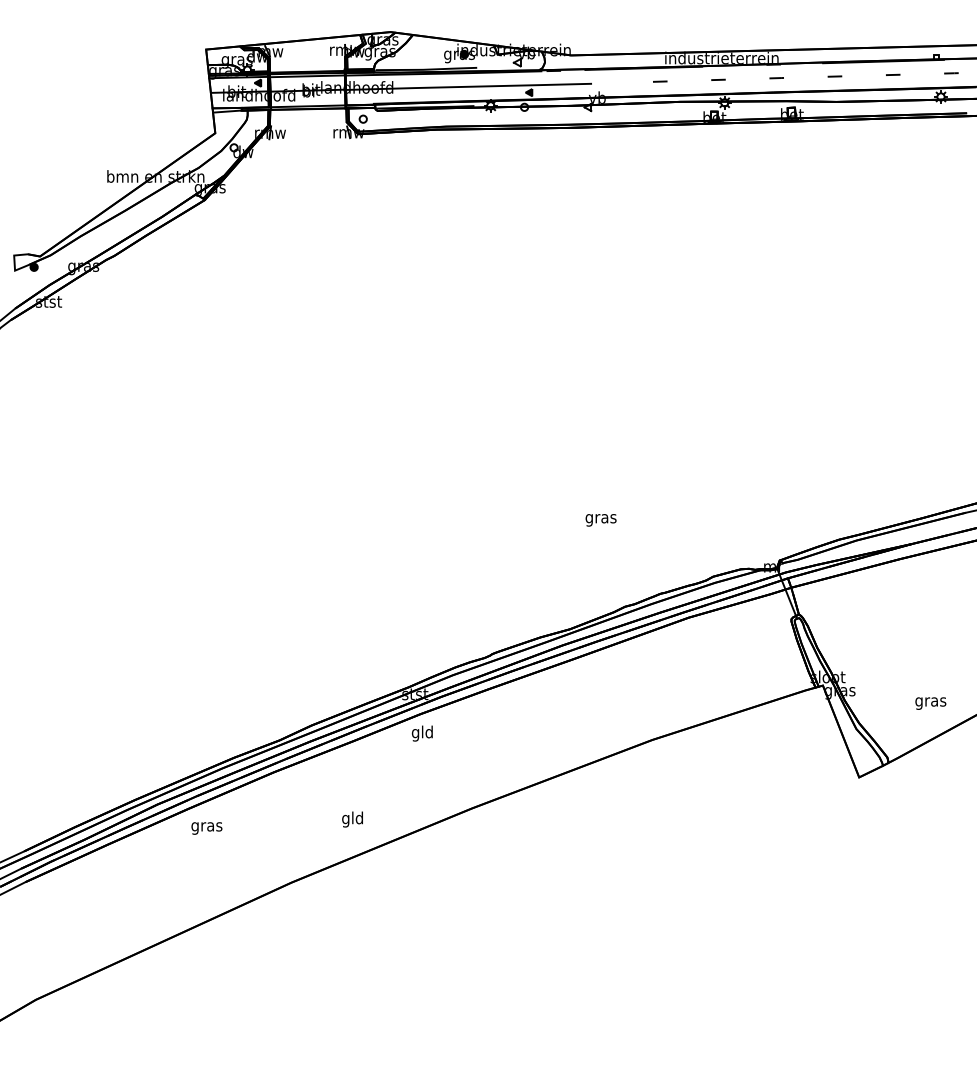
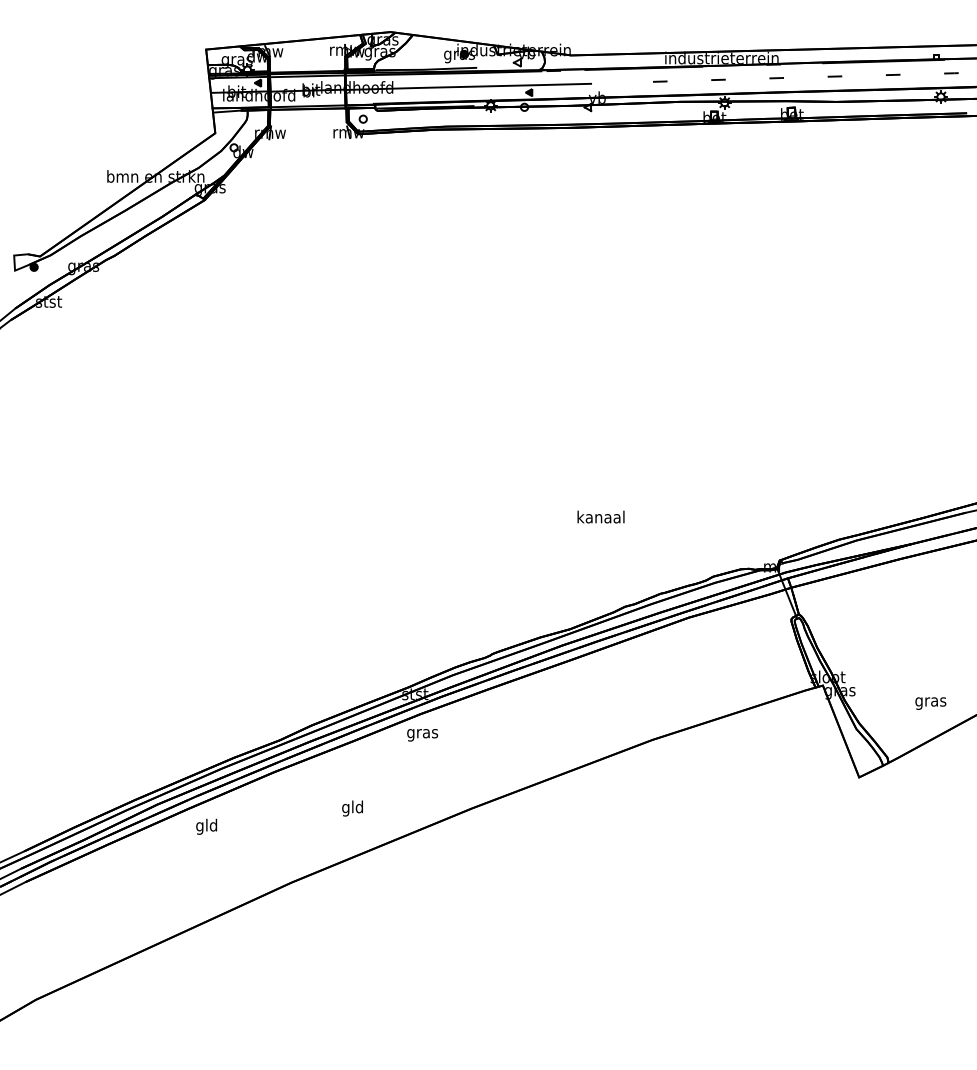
text: gras -> kanaal (600, 518)
text: gld -> gras (422, 733)
text position: (352, 819) -> (352, 808) (352, 808)
text: gras -> gld (206, 826)
